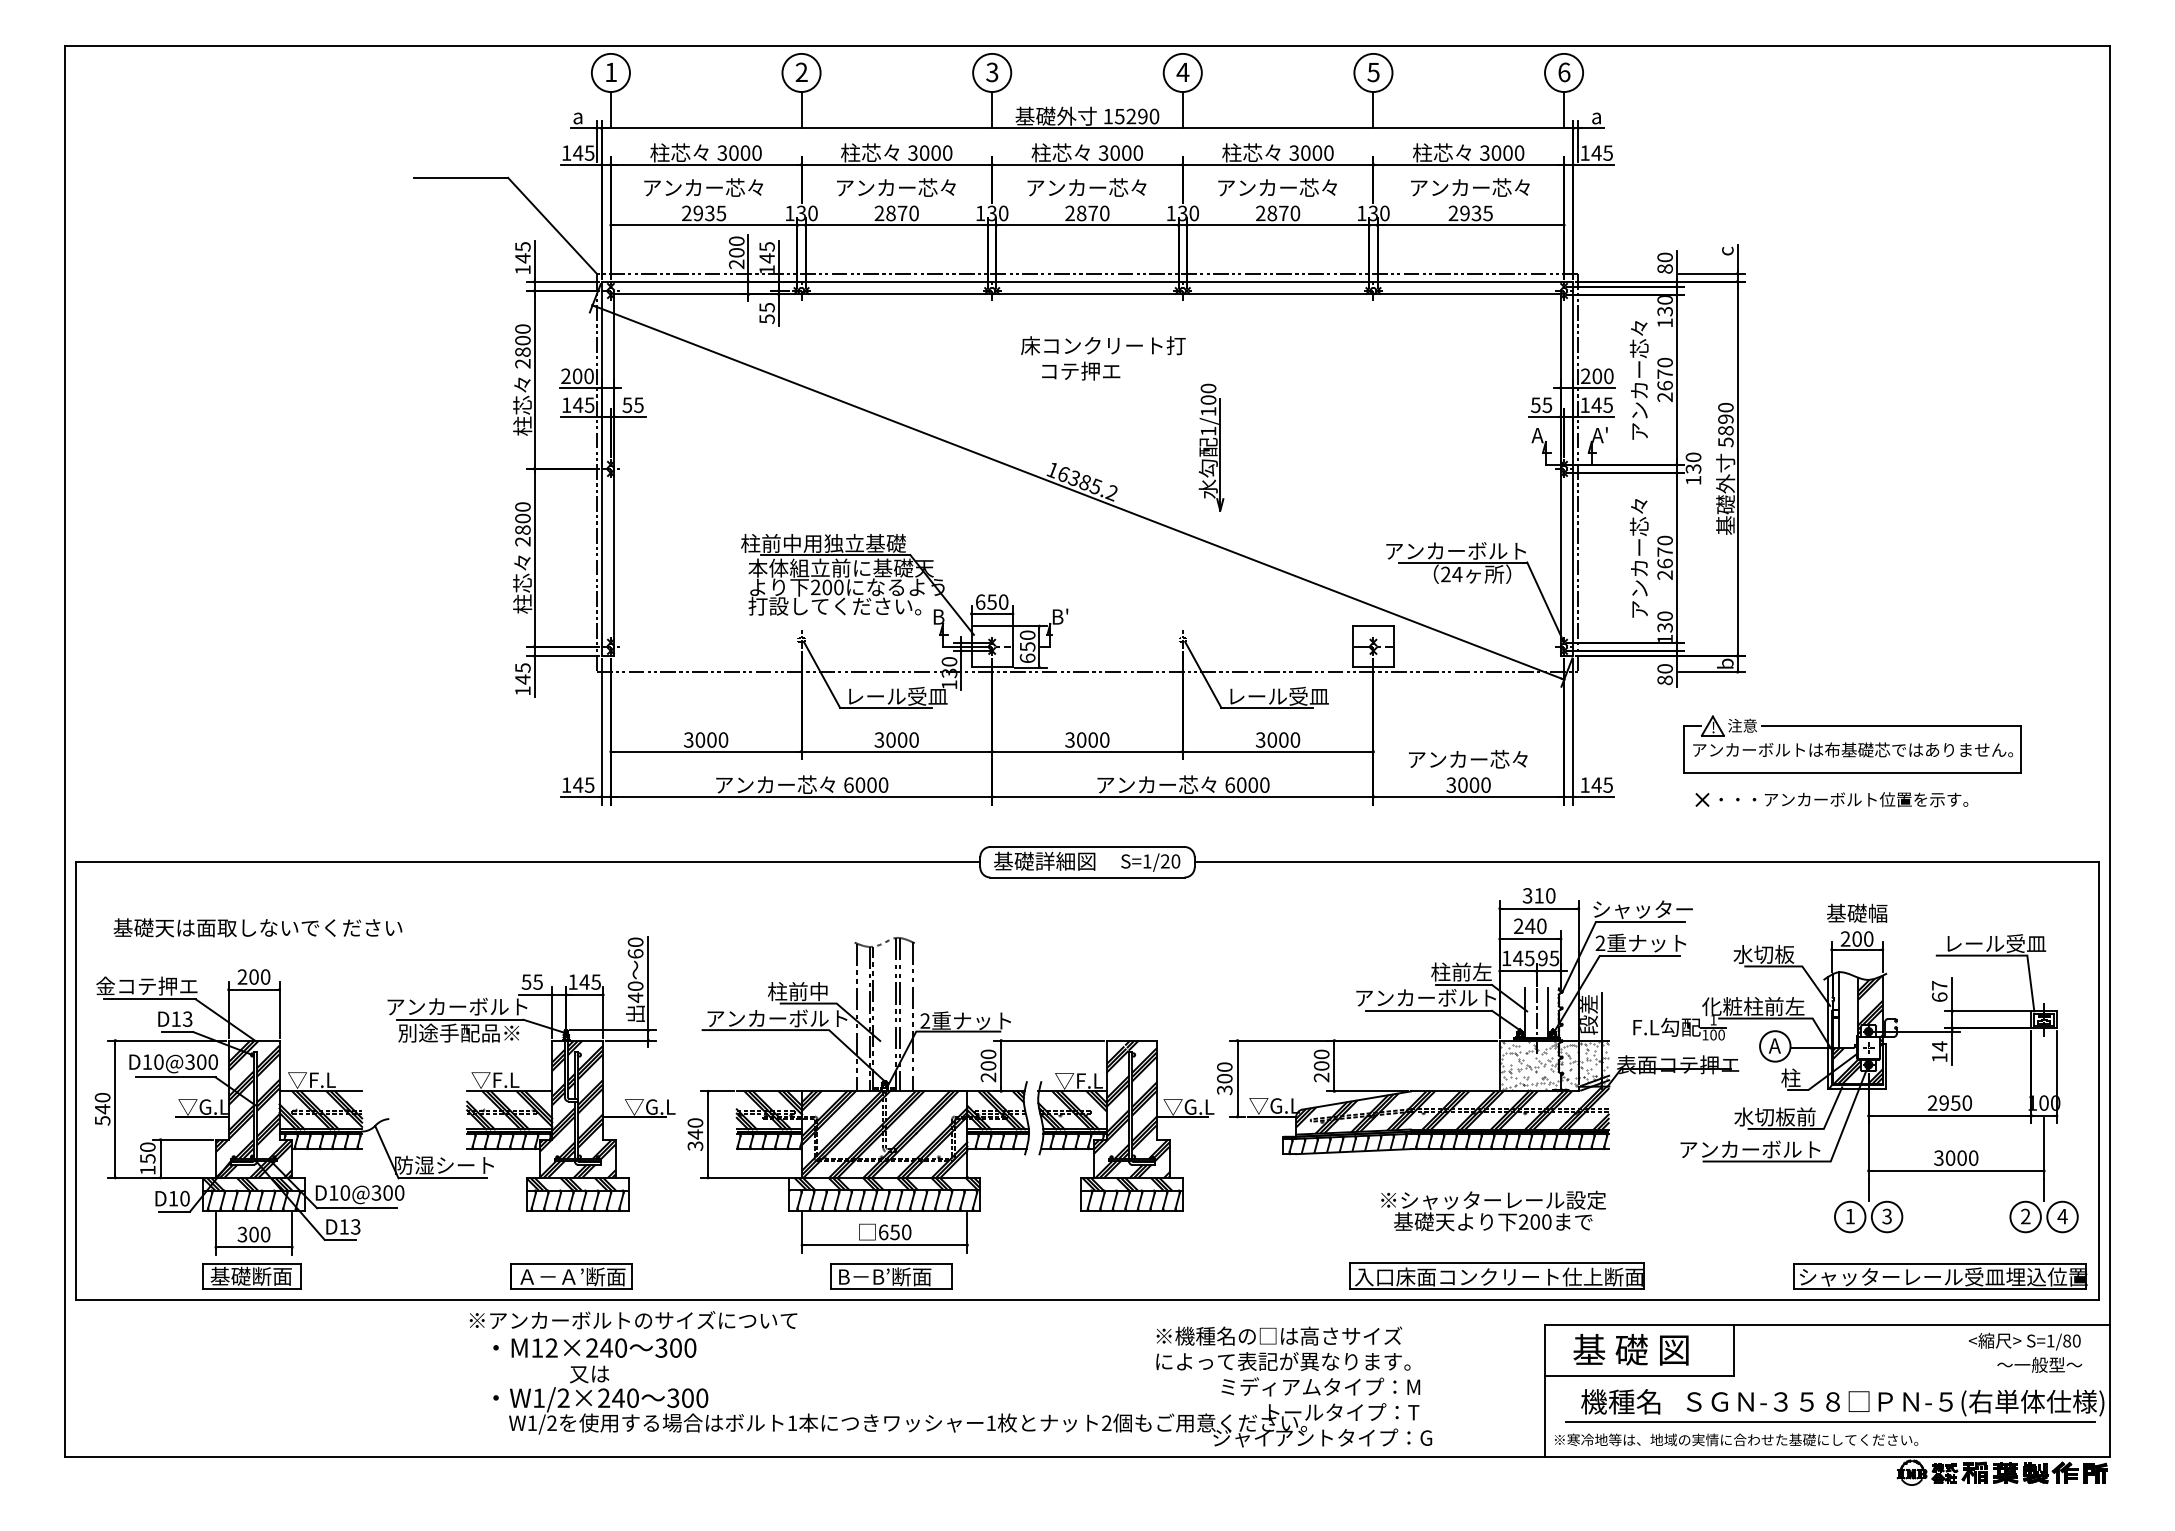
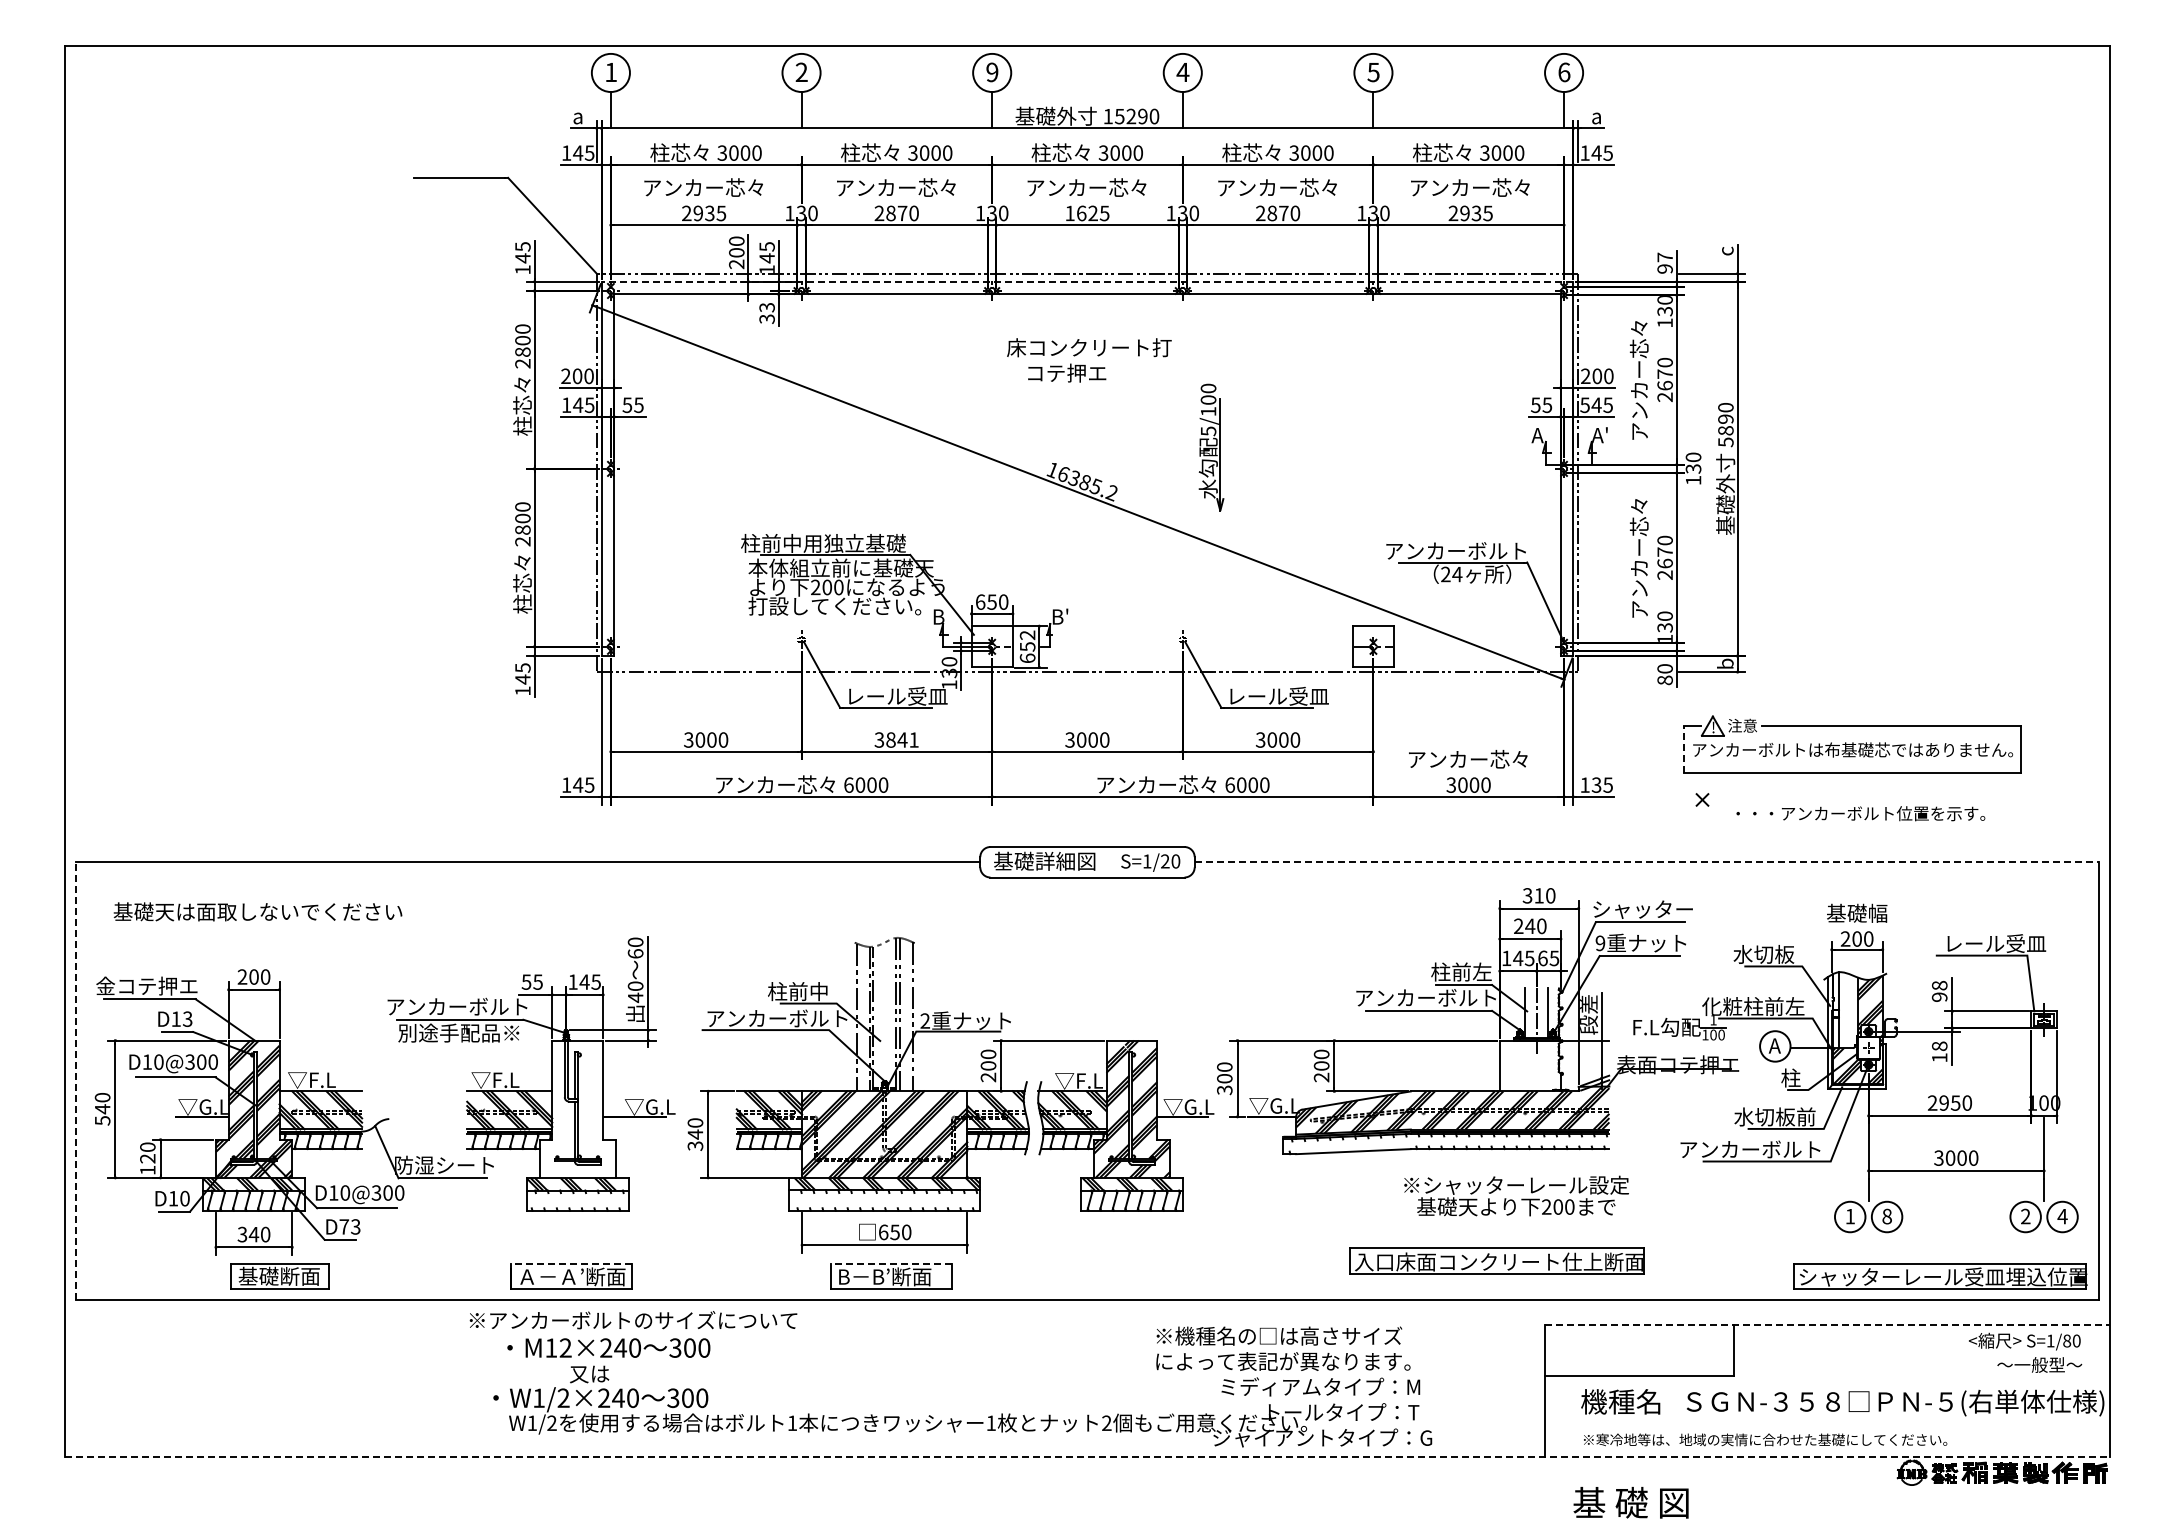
text: 3 -> 9 (992, 72)
text: 2870 -> 1625 (1087, 213)
text: 80 -> 97 (1664, 262)
line: solid -> dashed (1087, 281)
text: 55 -> 33 (766, 313)
text position: (1103, 358) -> (1089, 360) (1089, 360)
text: 145 -> 545 (1584, 405)
text: 1/100 -> 5/100 (1208, 431)
text: 650 -> 652 (1027, 635)
text: 3000 -> 3841 (902, 739)
line: solid -> dashed (1684, 748)
text: 145 -> 135 (1596, 784)
text position: (1843, 799) -> (1860, 813) (1860, 813)
line: solid -> dashed (1647, 862)
text position: (257, 927) -> (257, 911) (257, 911)
text: 2 -> 9 (1600, 943)
text: 95 -> 65 (1542, 958)
text: 67 -> 98 (1939, 990)
text: 14 -> 18 (1939, 1046)
hatch: present -> none (1553, 1065)
line: solid -> dashed (76, 1081)
hatch: present -> none (577, 1108)
hatch: present -> none (1448, 1143)
text: 150 -> 120 (147, 1158)
hatch: present -> none (577, 1200)
hatch: present -> none (883, 1200)
text position: (1493, 1210) -> (1516, 1195) (1516, 1195)
text: 3 -> 8 (1886, 1216)
text: D13 -> D73 (343, 1226)
text: 300 -> 340 (253, 1234)
line: solid -> dashed (571, 1263)
line: solid -> dashed (891, 1263)
part position: (1496, 1275) -> (1496, 1260) (1496, 1260)
part position: (251, 1276) -> (279, 1276) (279, 1276)
line: solid -> dashed (1828, 1325)
text position: (594, 1347) -> (608, 1347) (608, 1347)
text position: (1630, 1349) -> (1630, 1502) (1630, 1502)
line: present -> none (1829, 1422)
text position: (1736, 1439) -> (1765, 1439) (1765, 1439)
line: solid -> dashed (1087, 1457)
